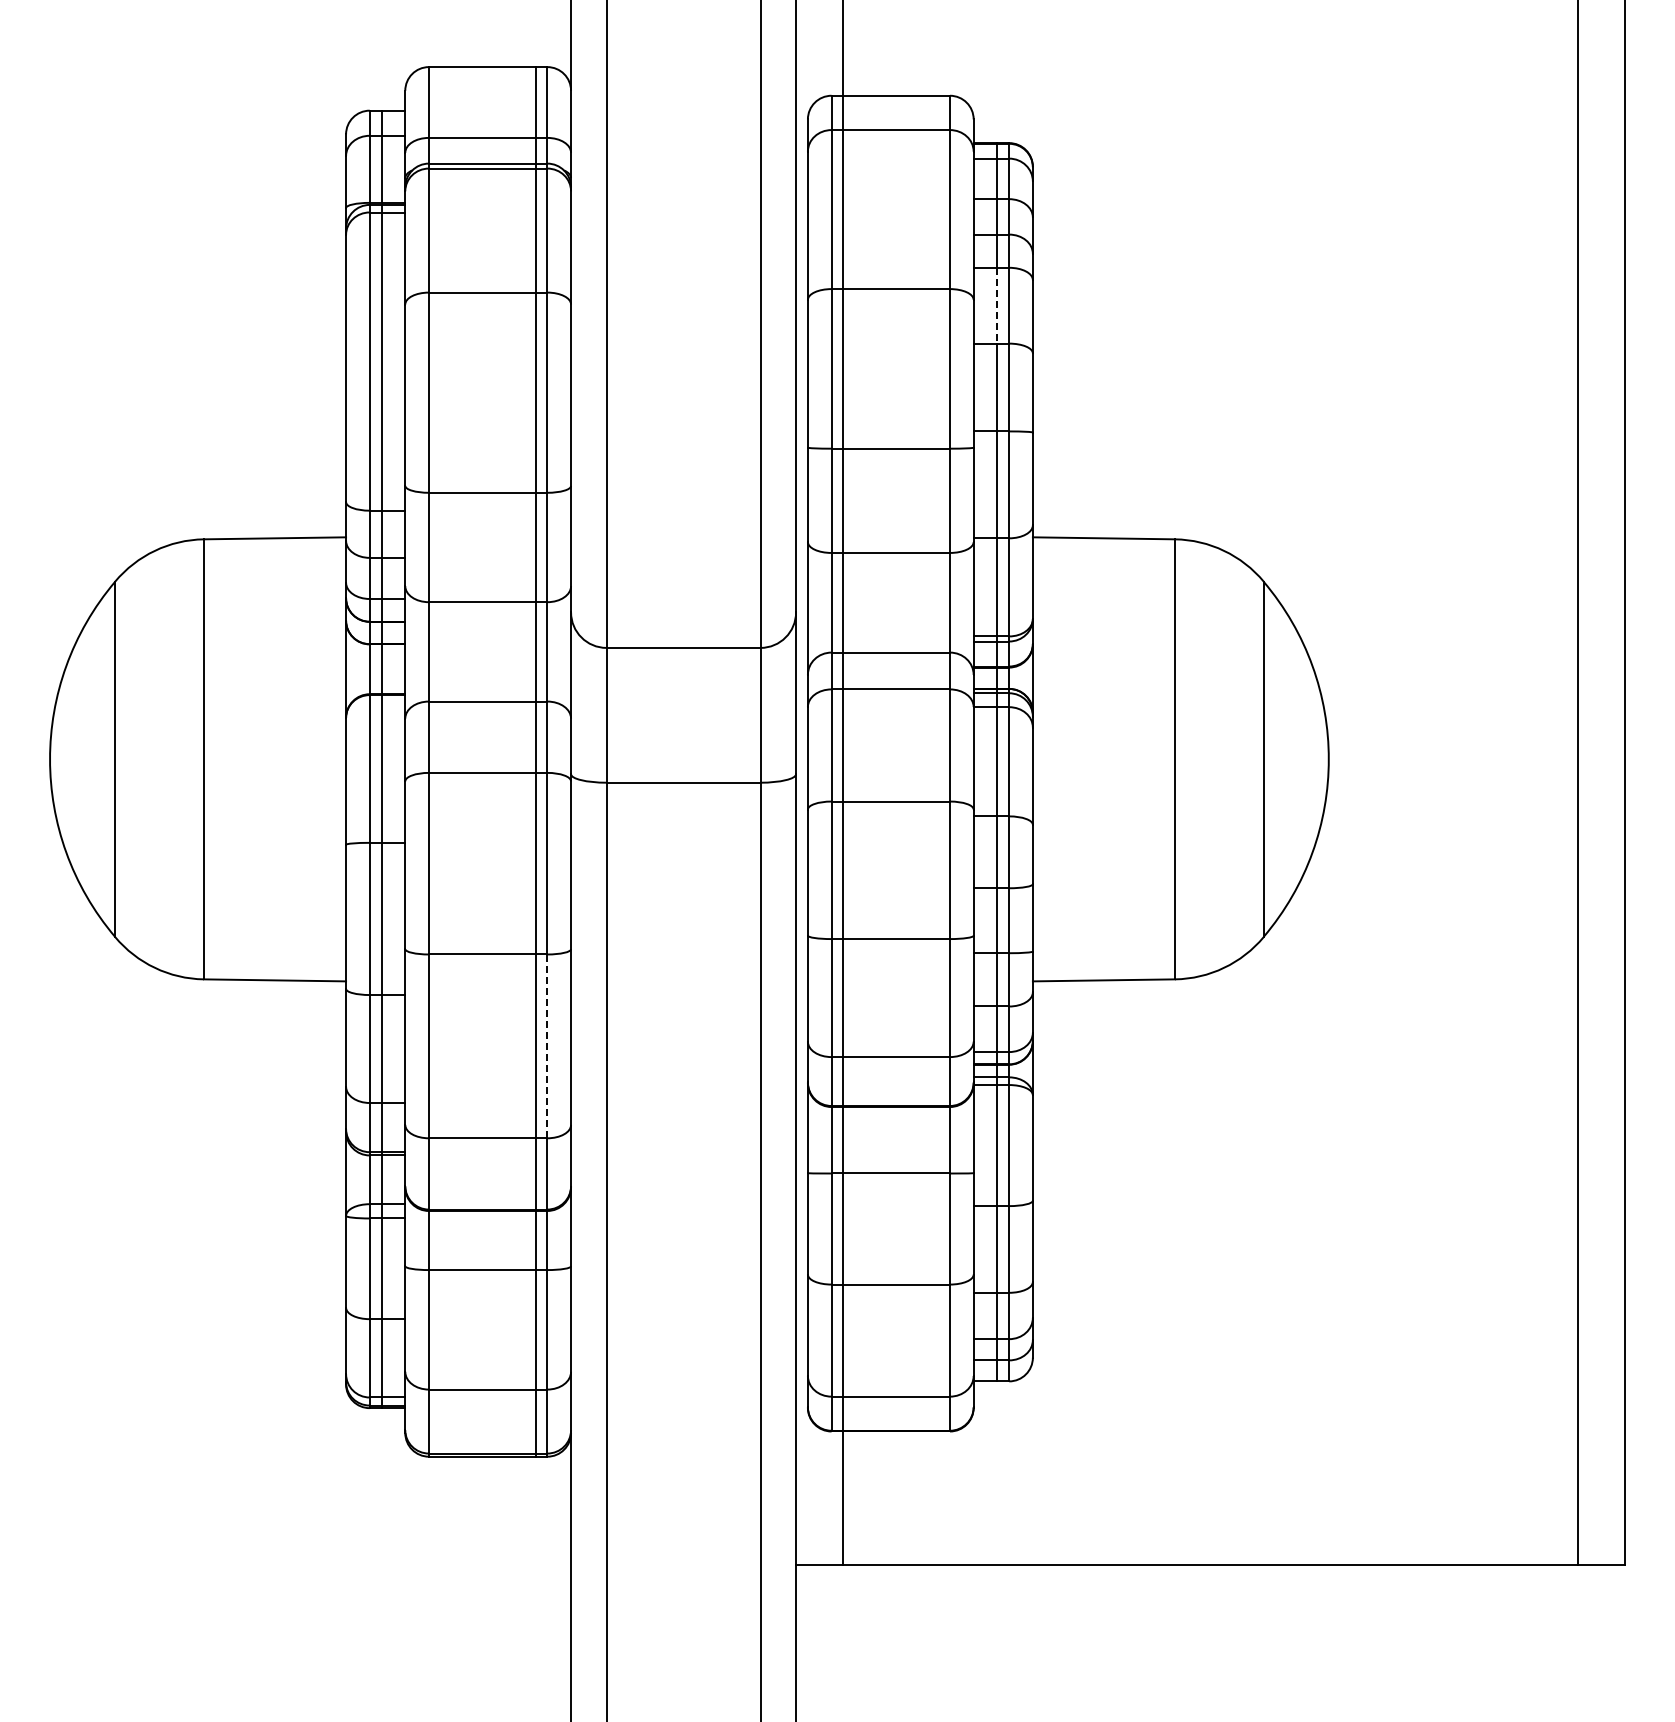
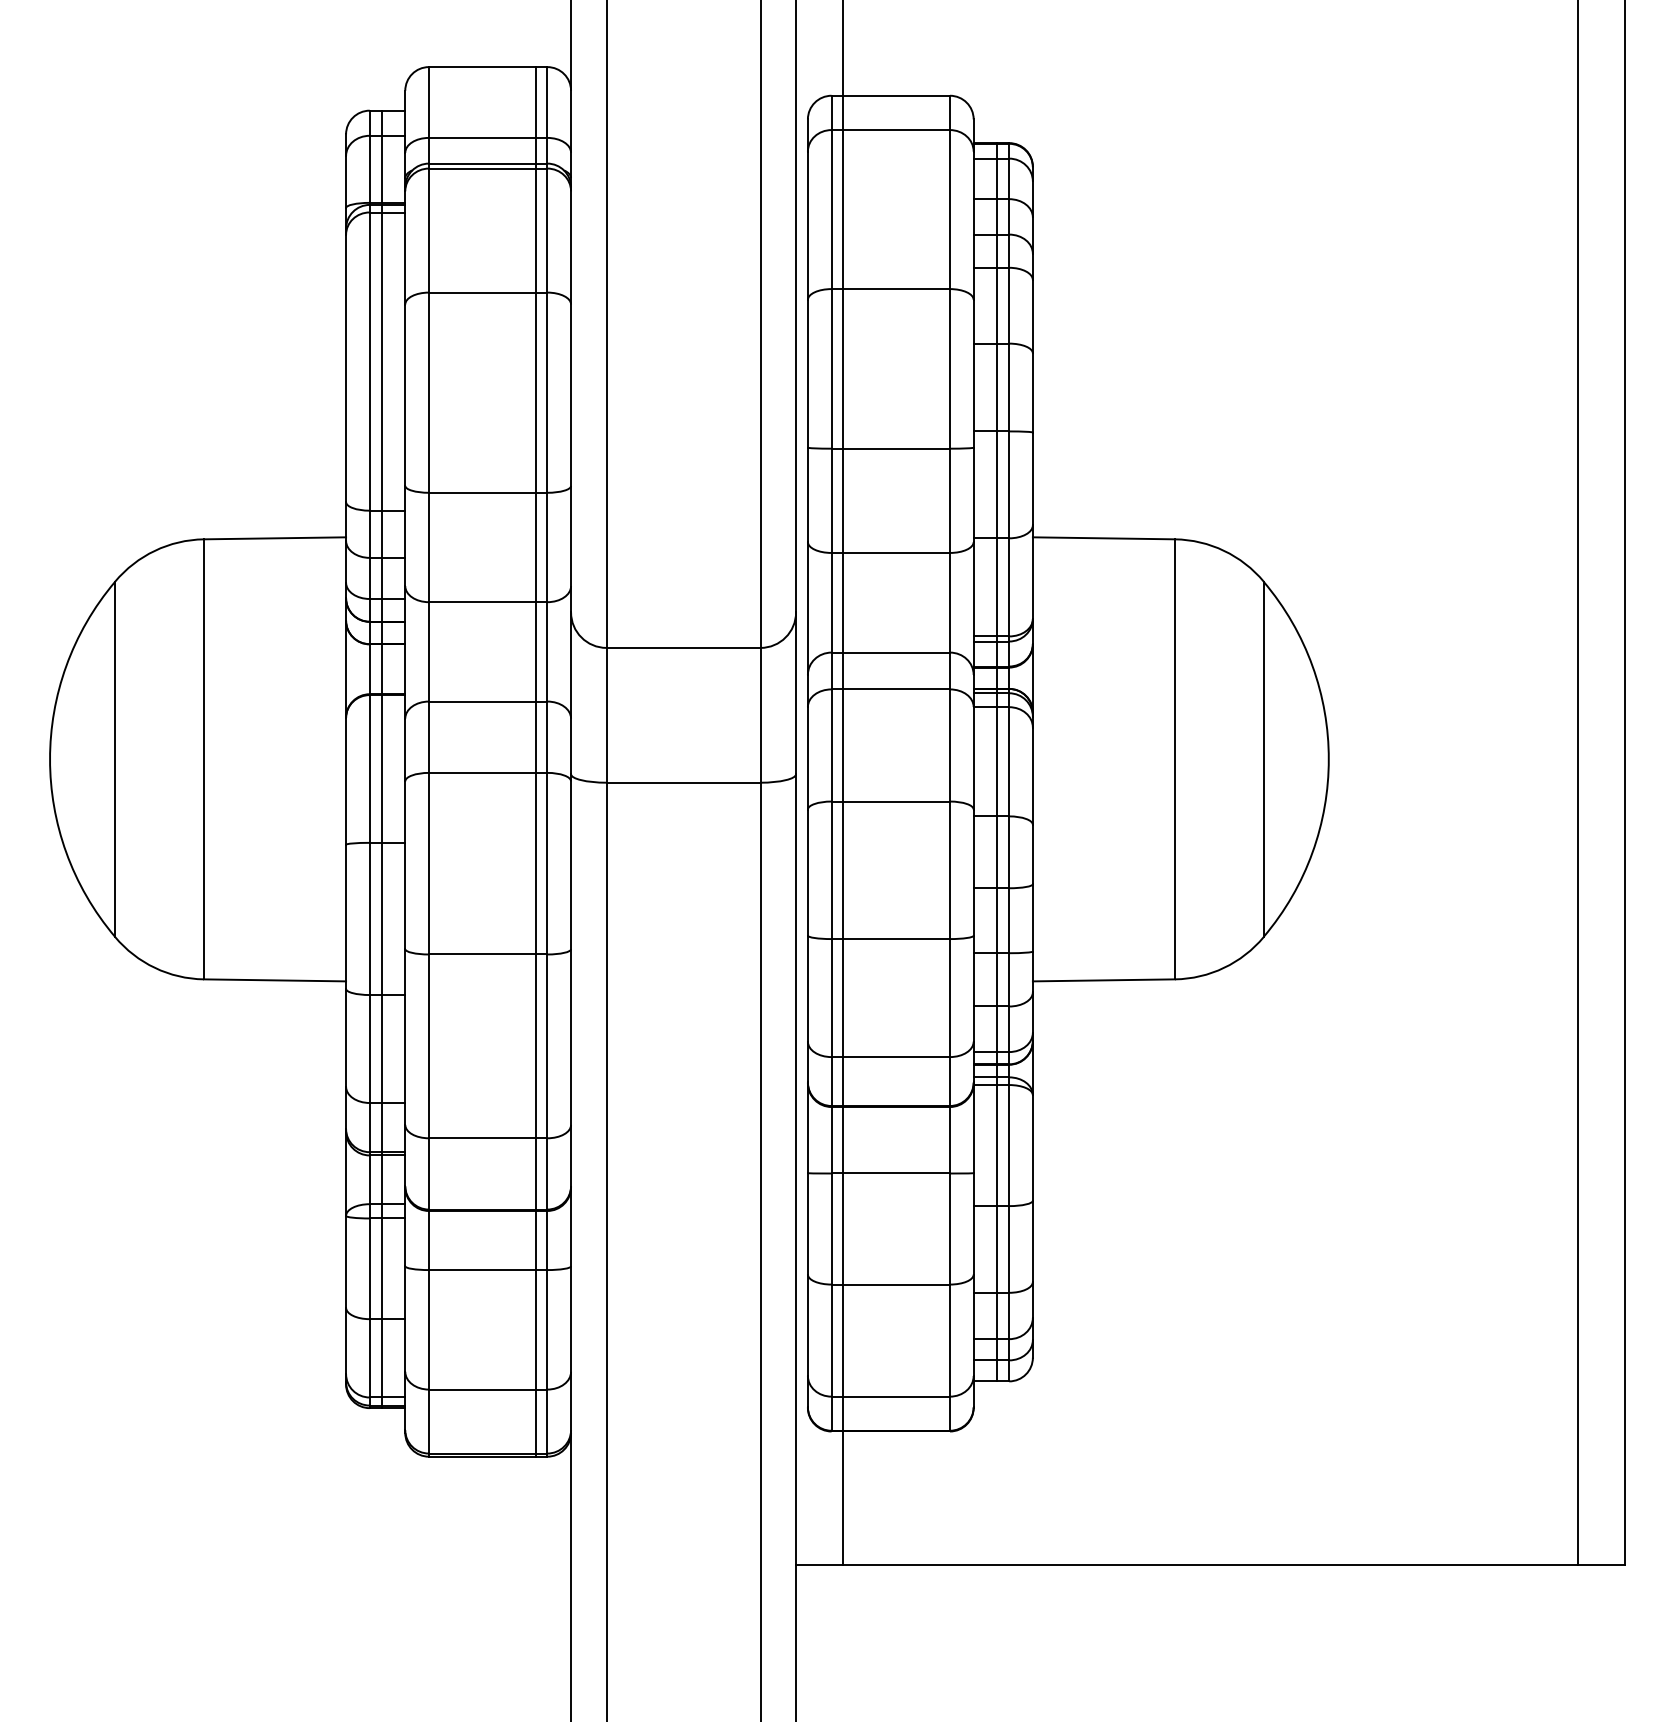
line: dashed -> solid (997, 305)
line: dashed -> solid (547, 1045)
